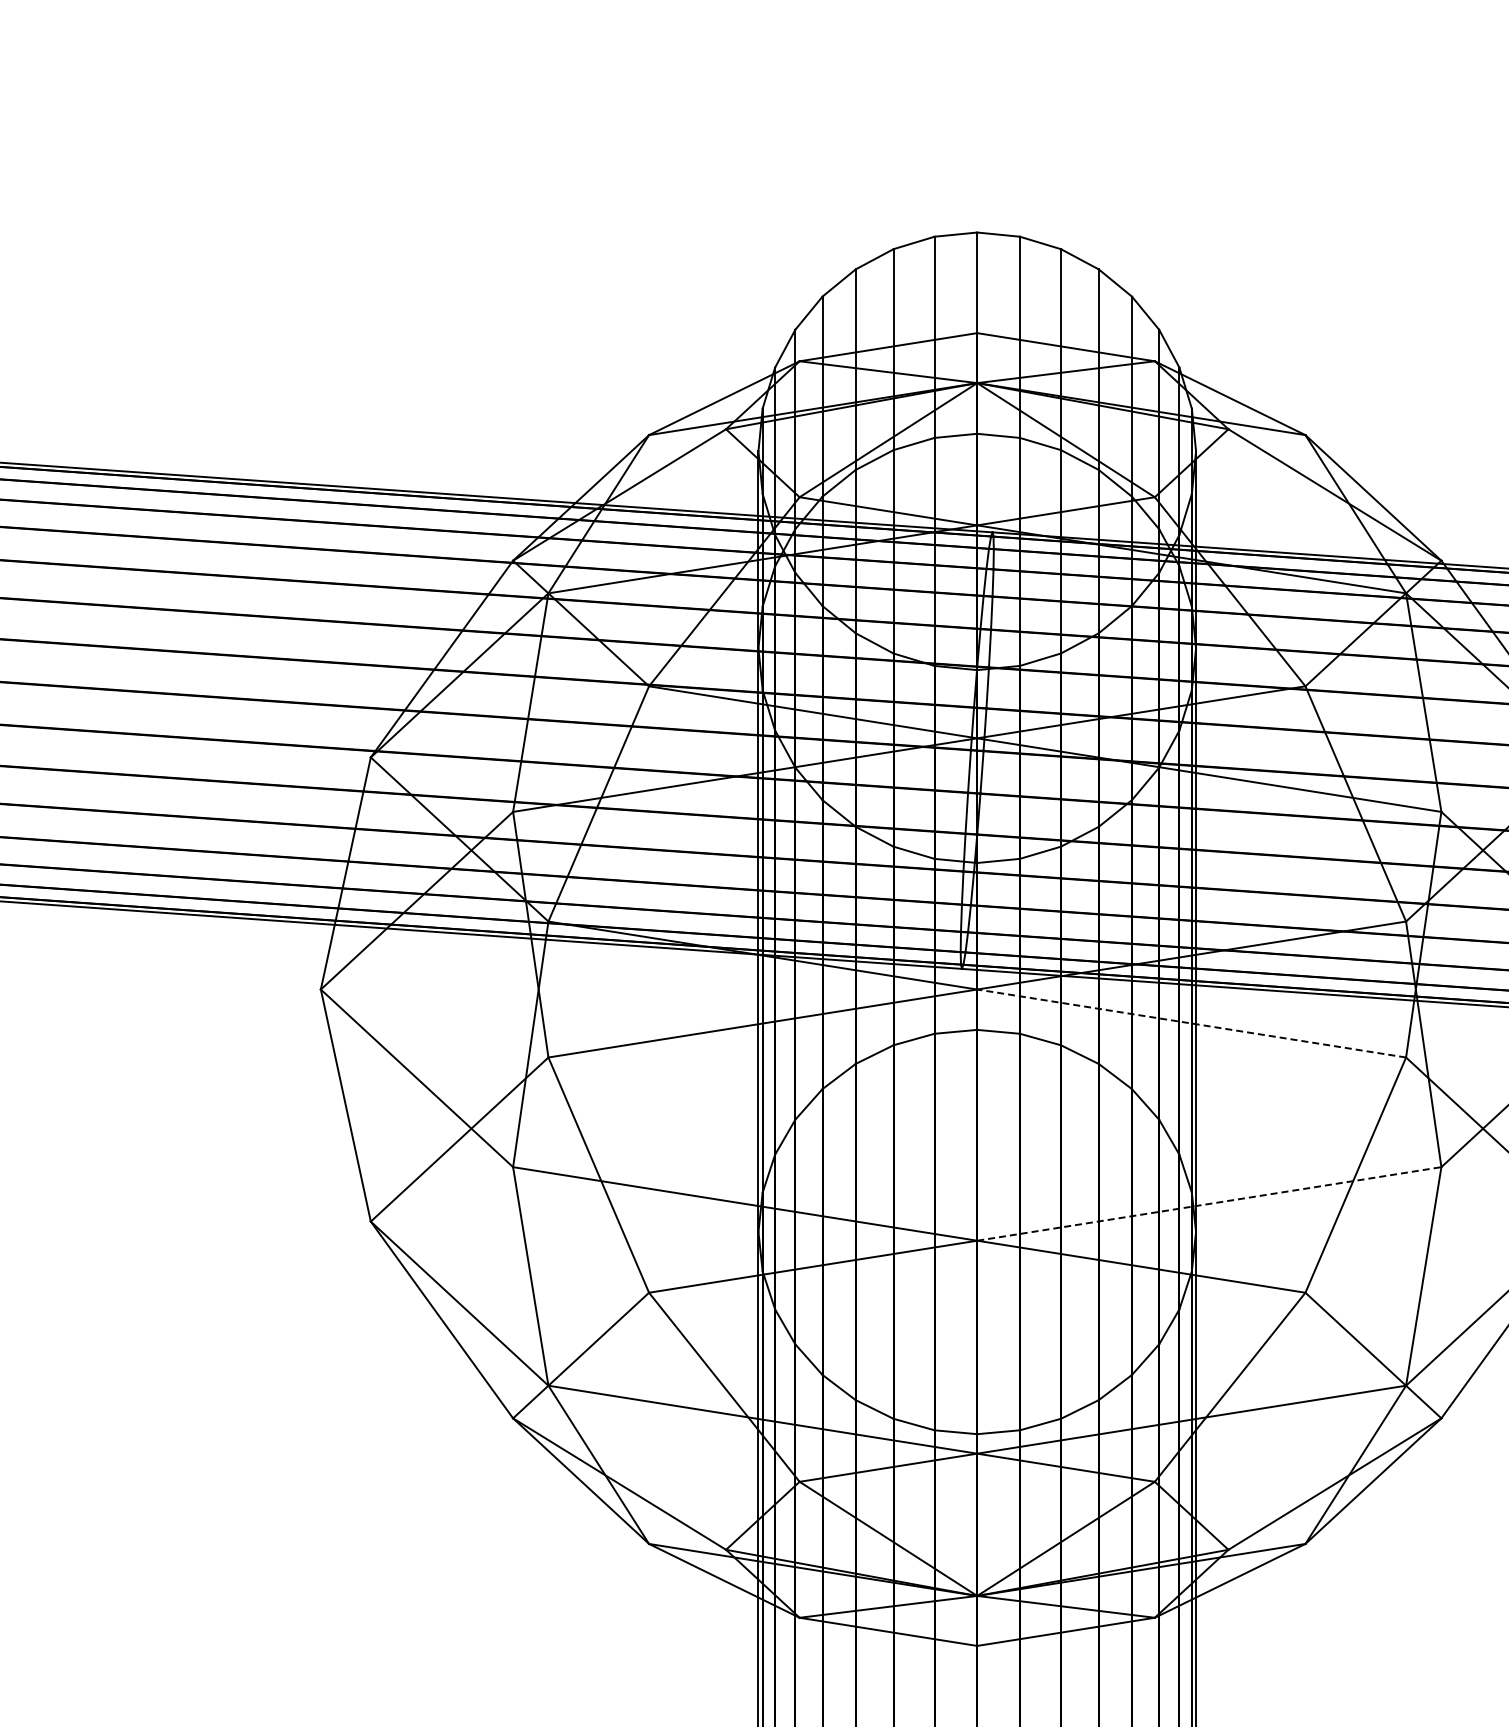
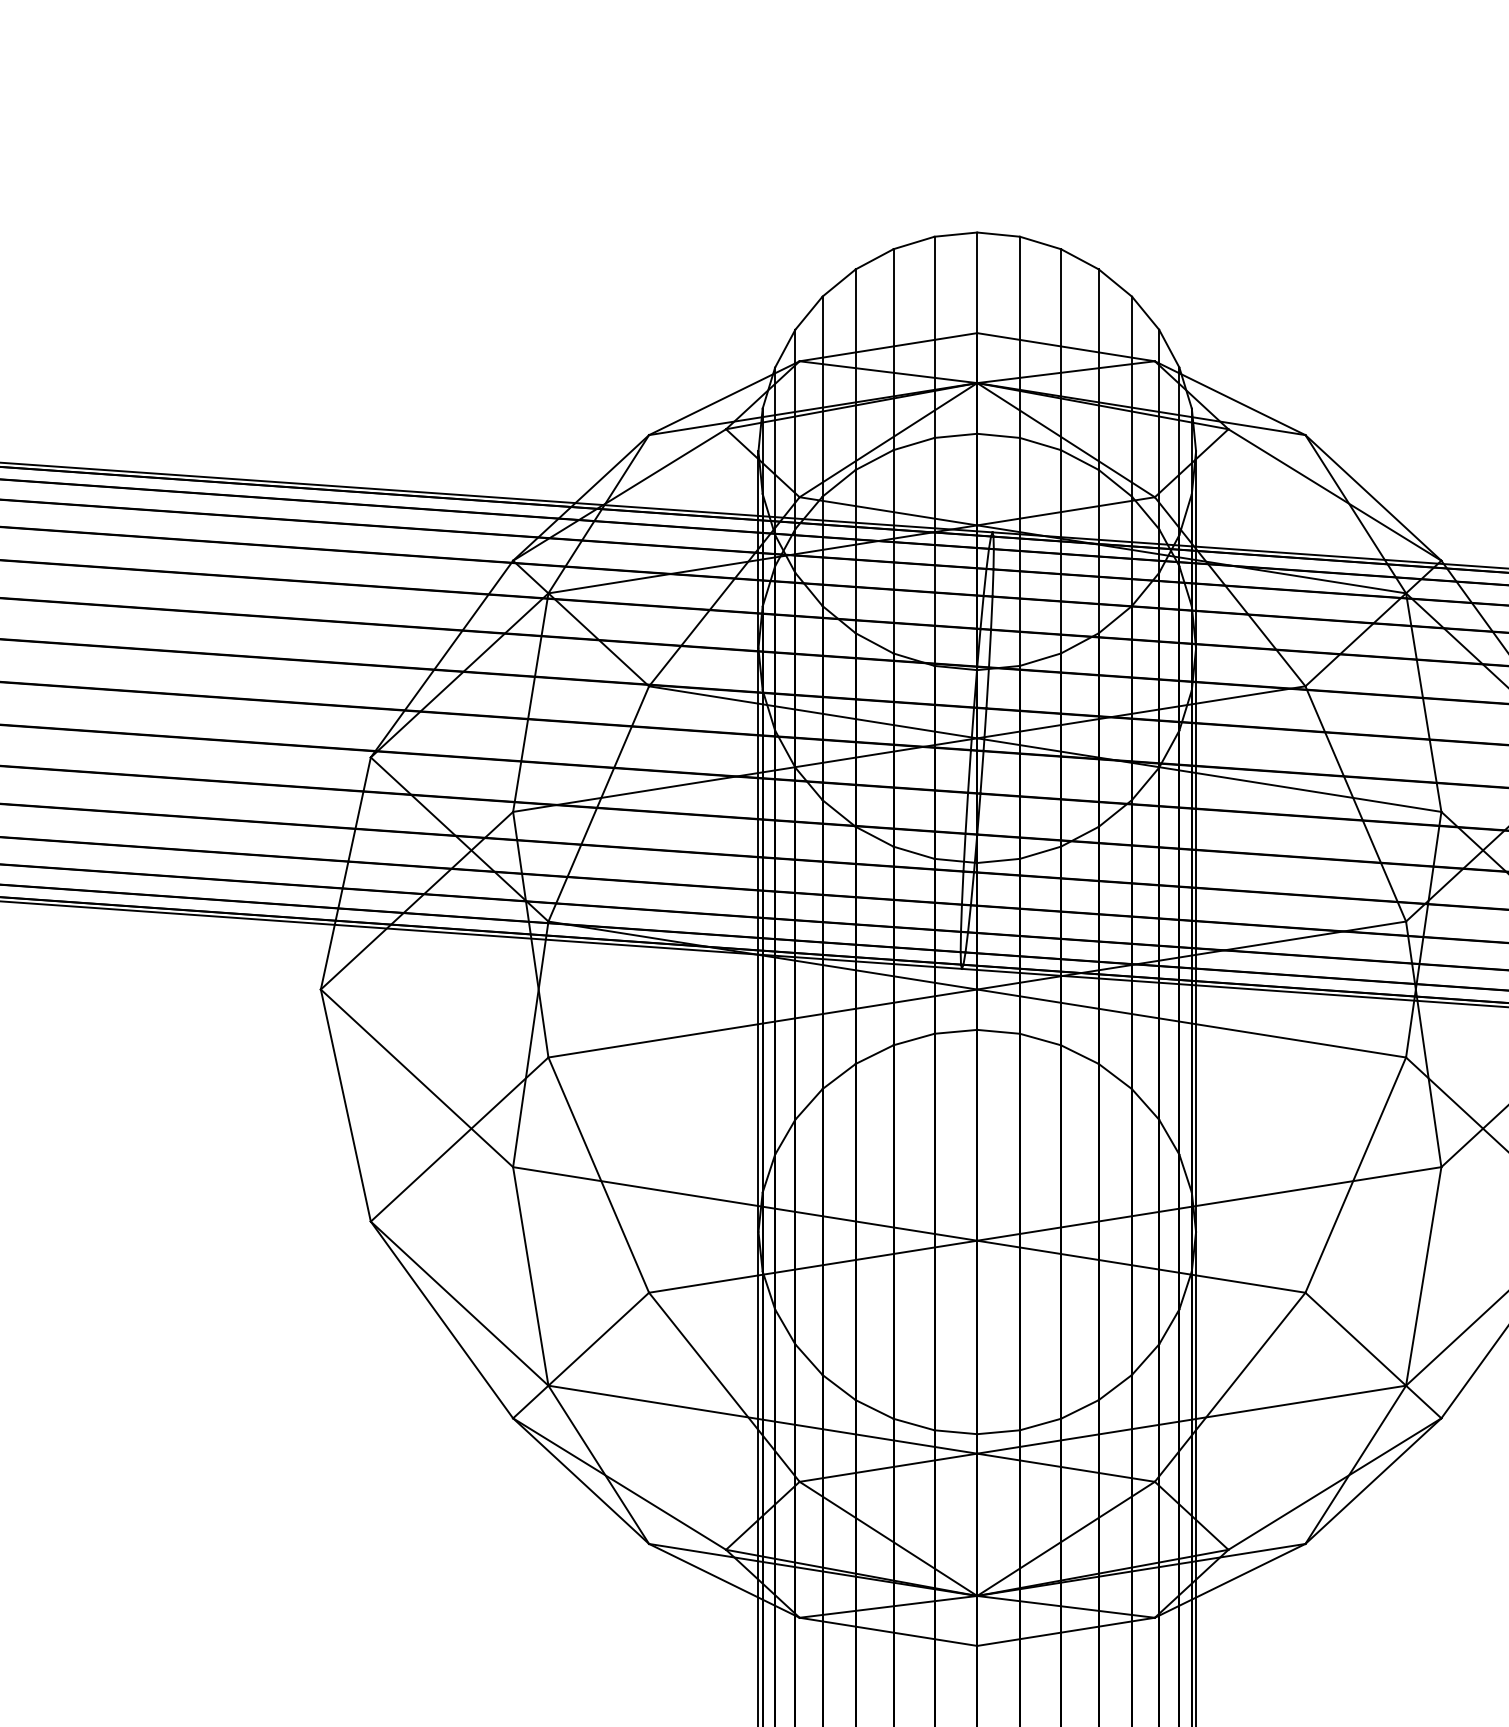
line: dashed -> solid (1191, 1023)
line: dashed -> solid (1209, 1203)
